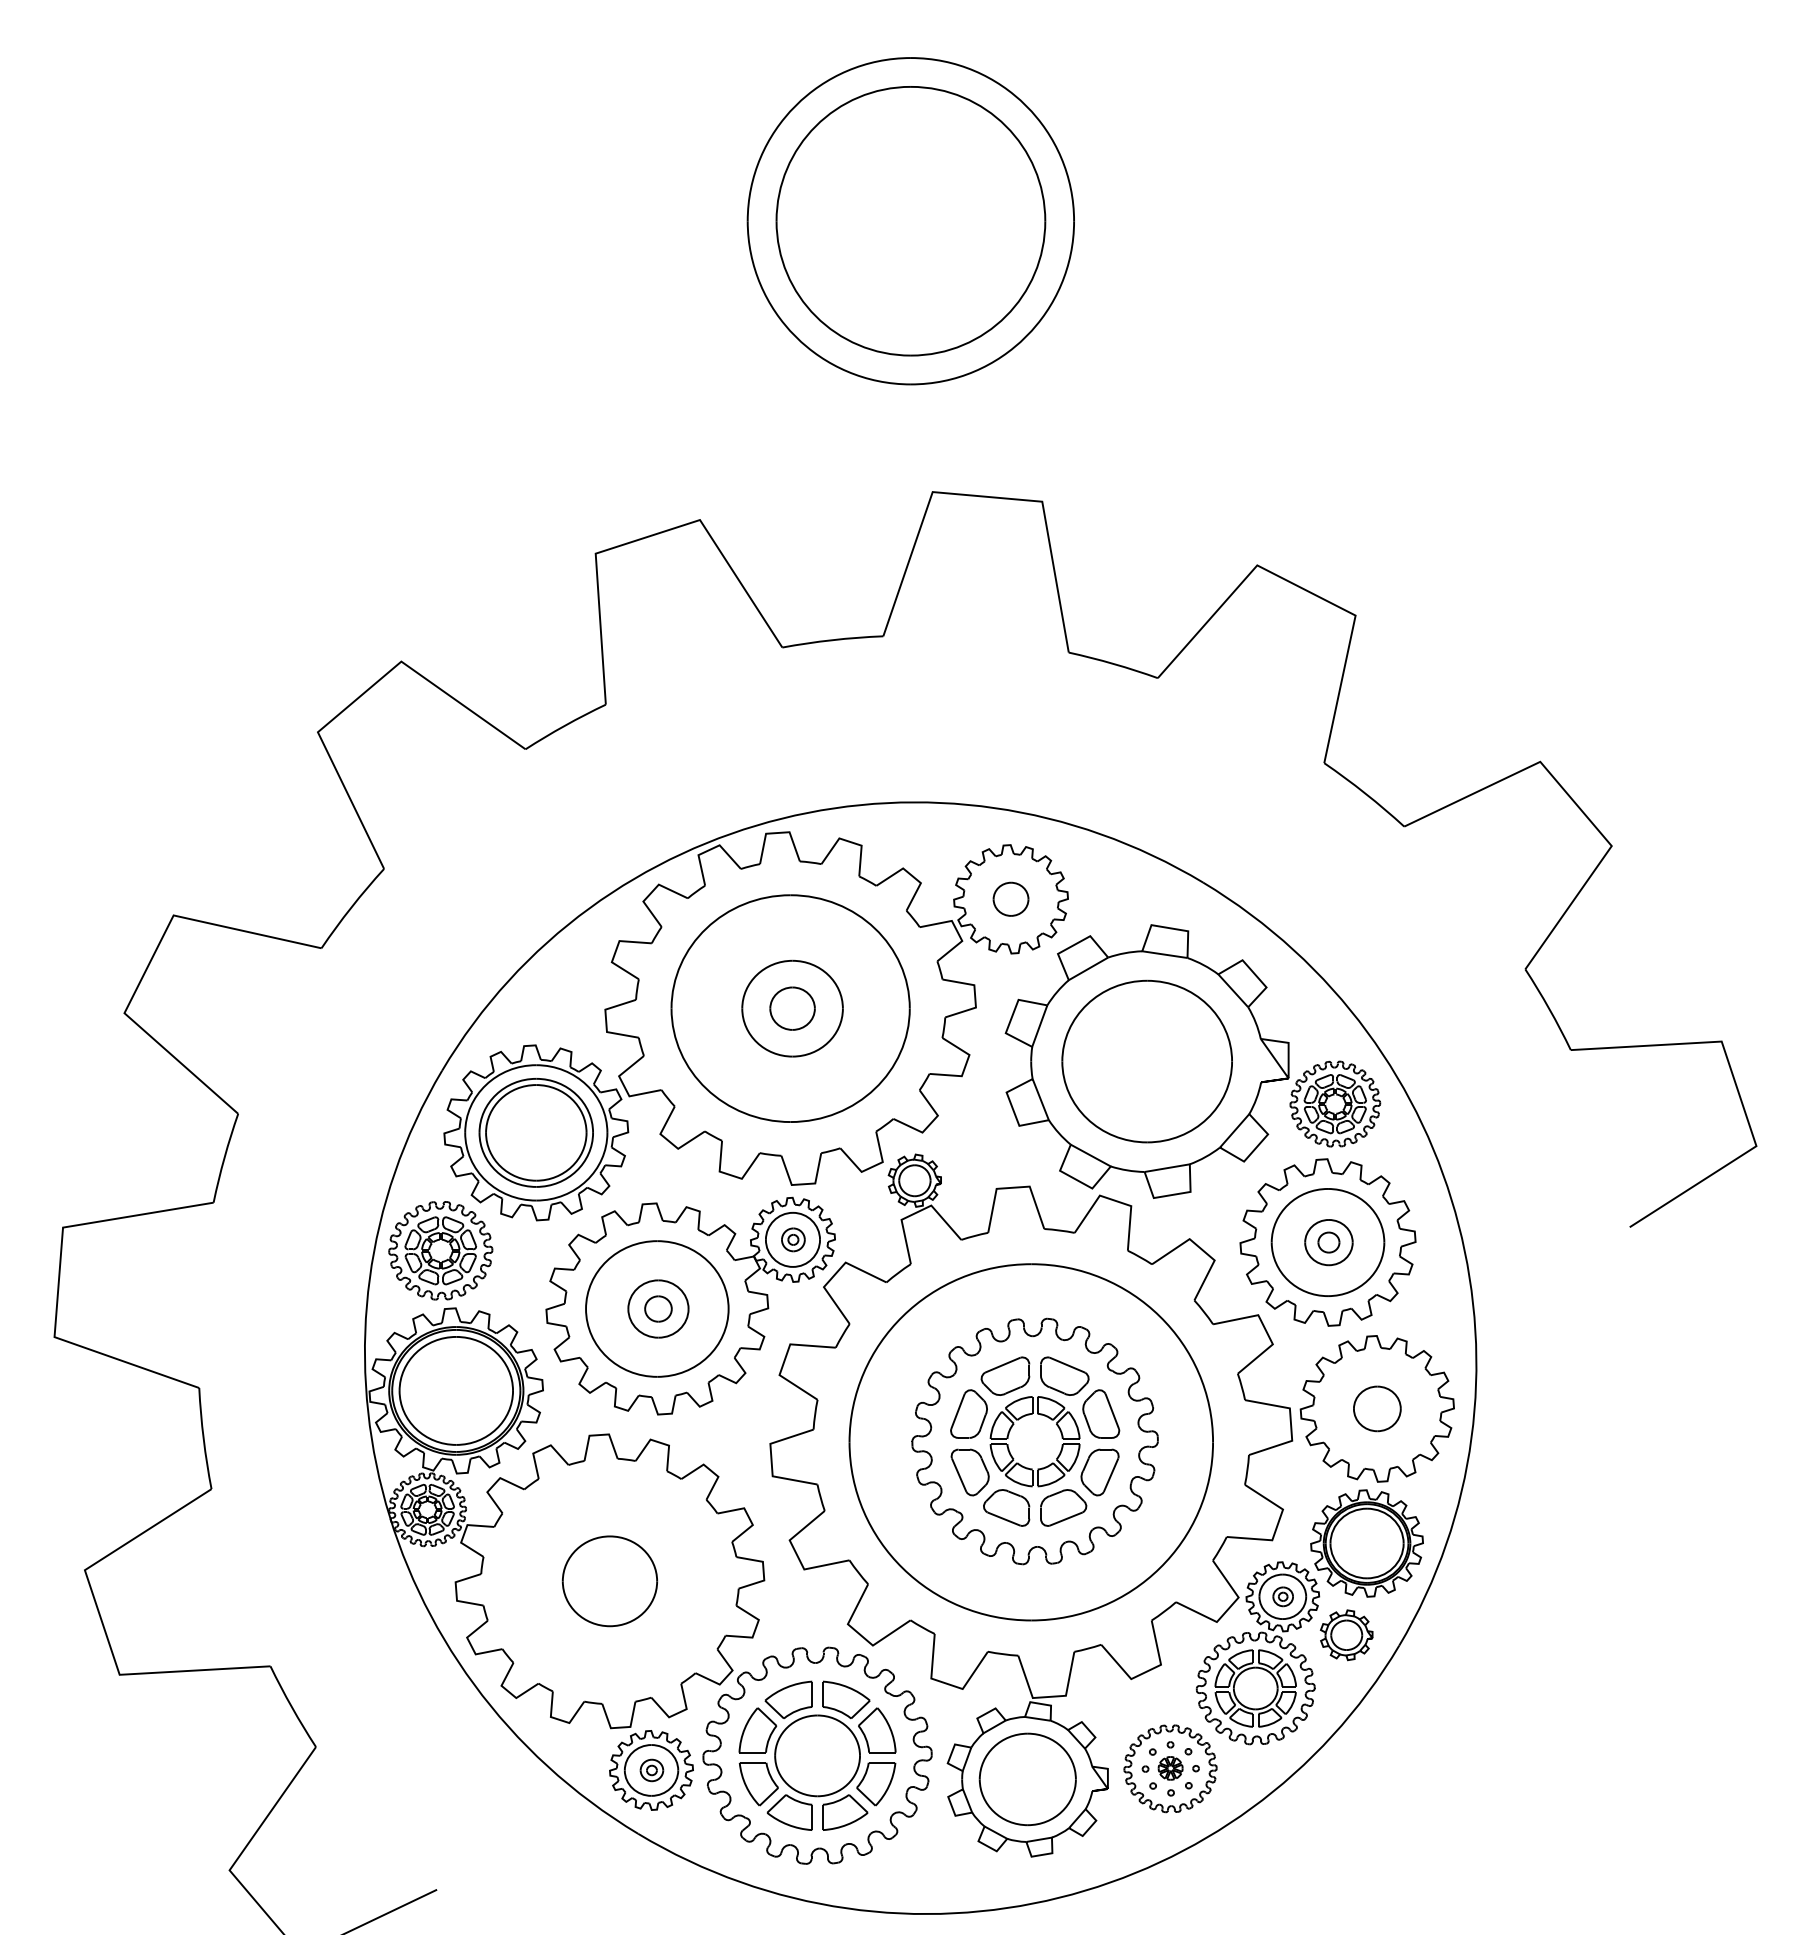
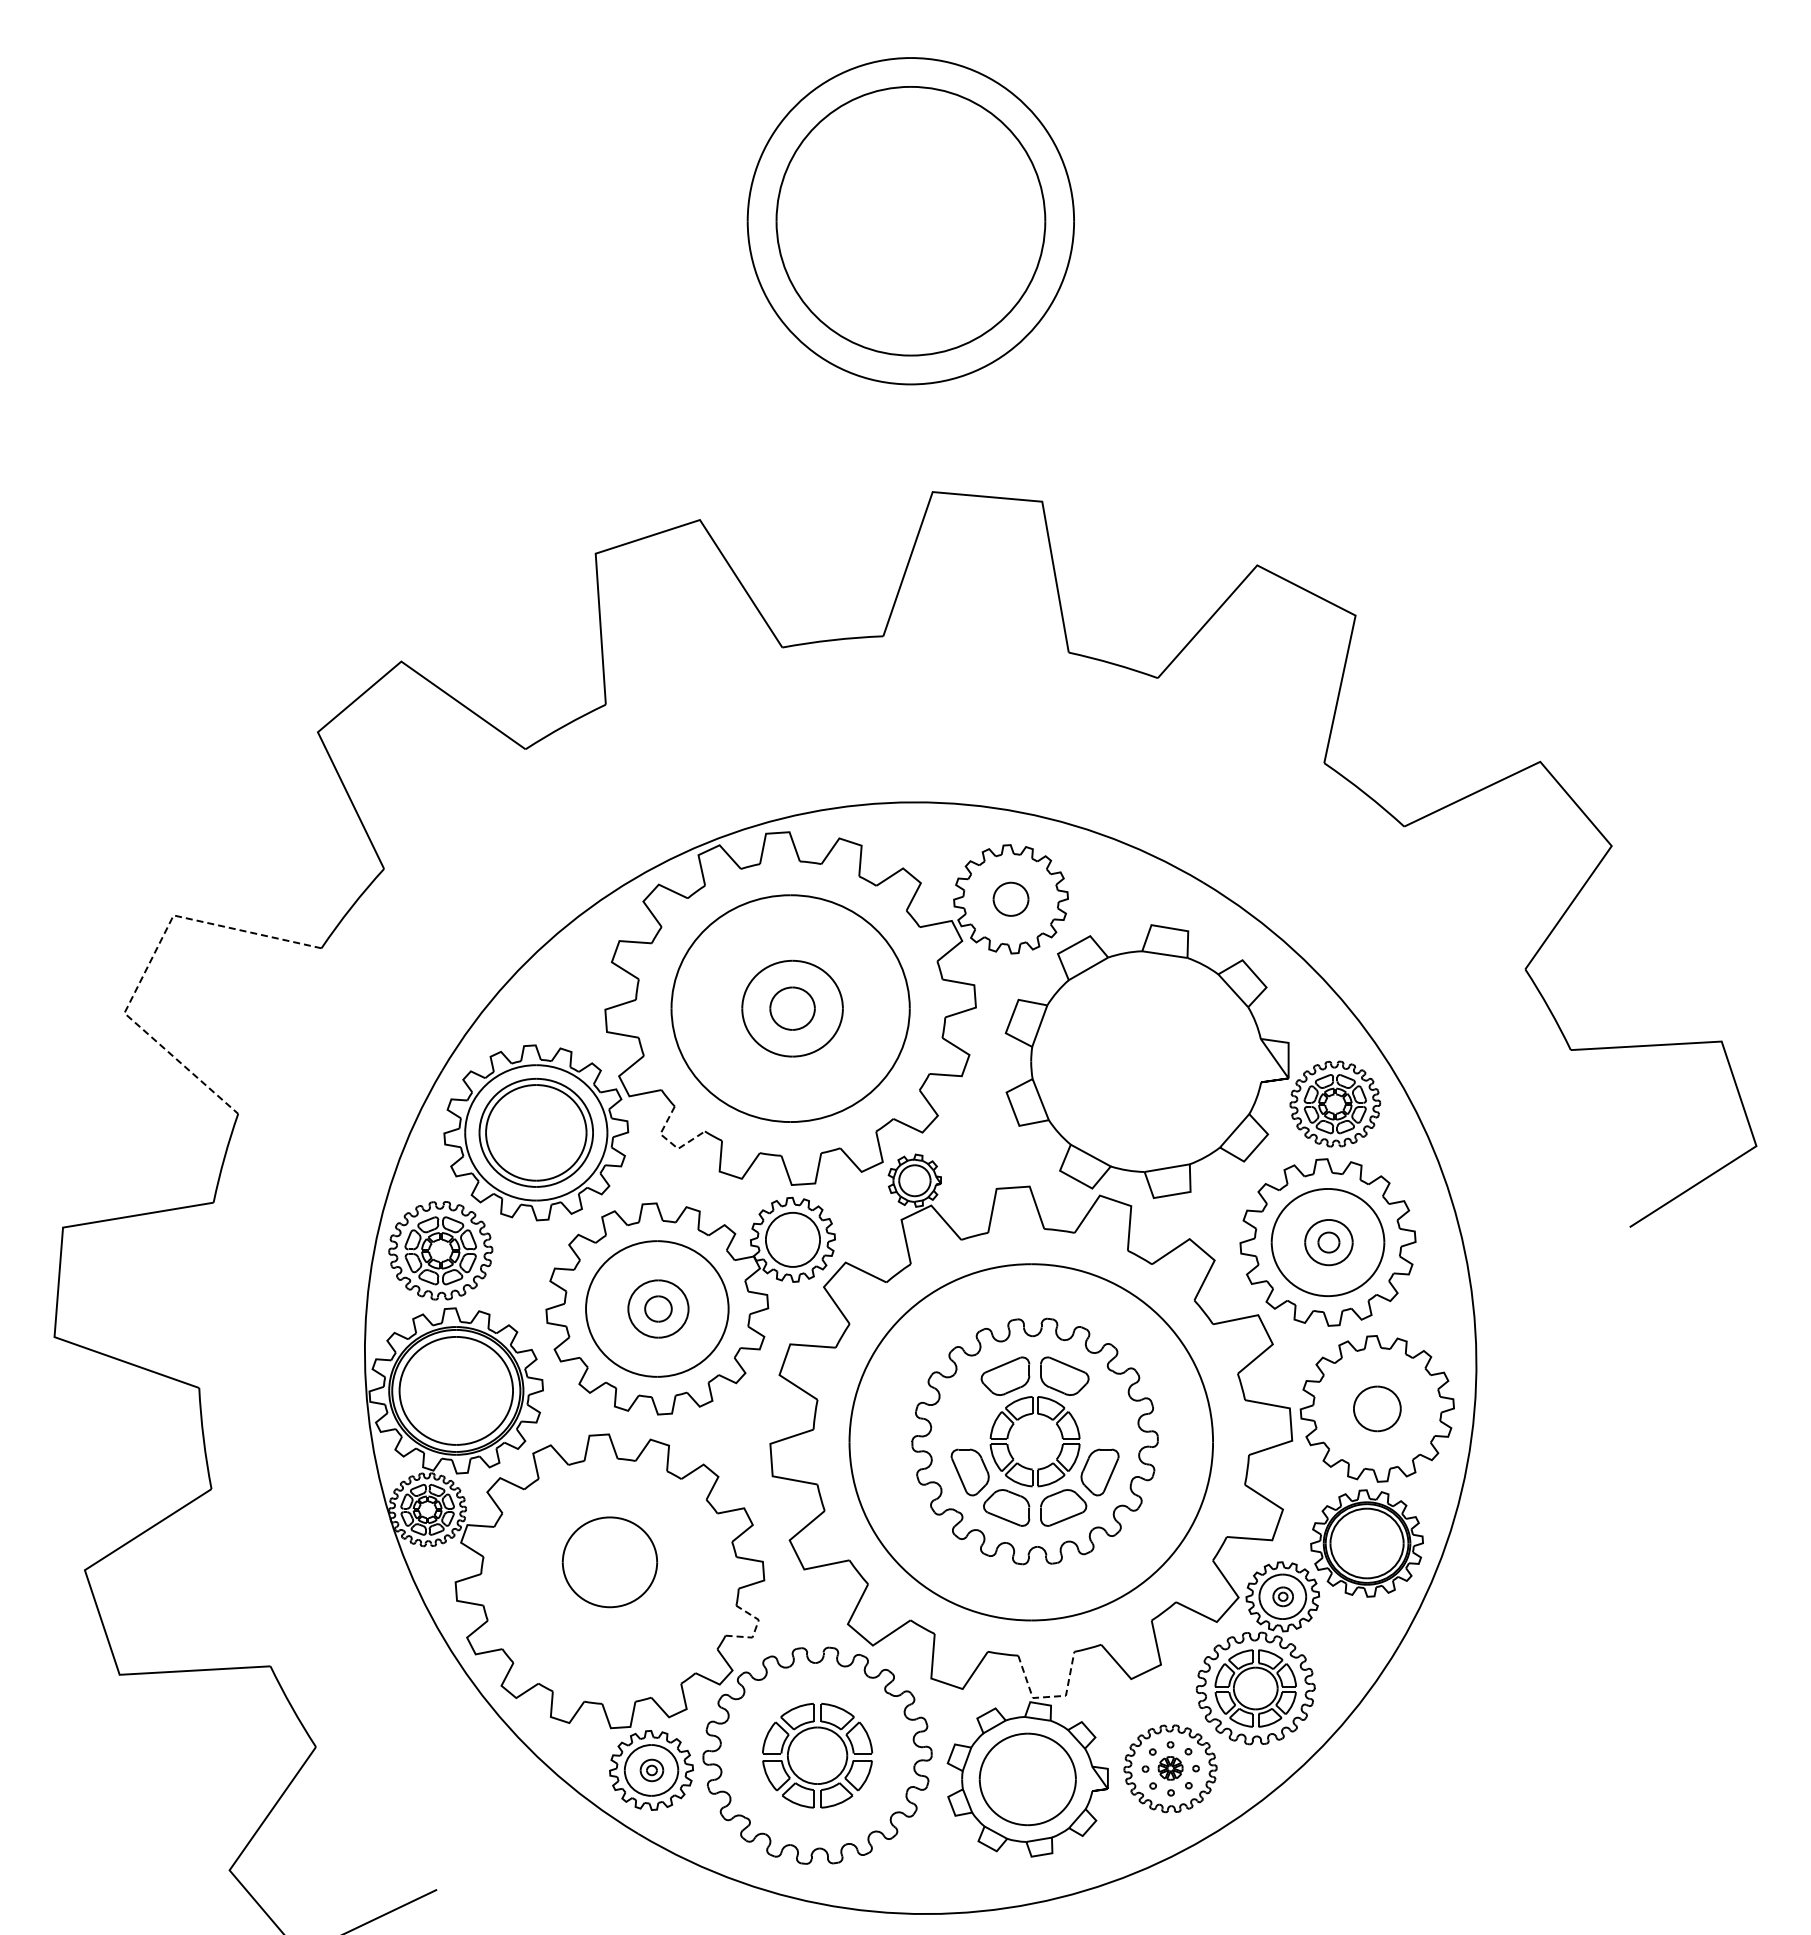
line: solid -> dashed (149, 964)
part: present -> none (1146, 1061)
line: solid -> dashed (669, 1141)
part: present -> none (793, 1239)
part: present -> none (968, 1413)
part: present -> none (1101, 1413)
part position: (609, 1581) -> (609, 1562) (609, 1562)
line: solid -> dashed (755, 1628)
part: present -> none (1346, 1635)
line: solid -> dashed (1049, 1696)
part size: 159x151 px -> 112x106 px (817, 1755)
